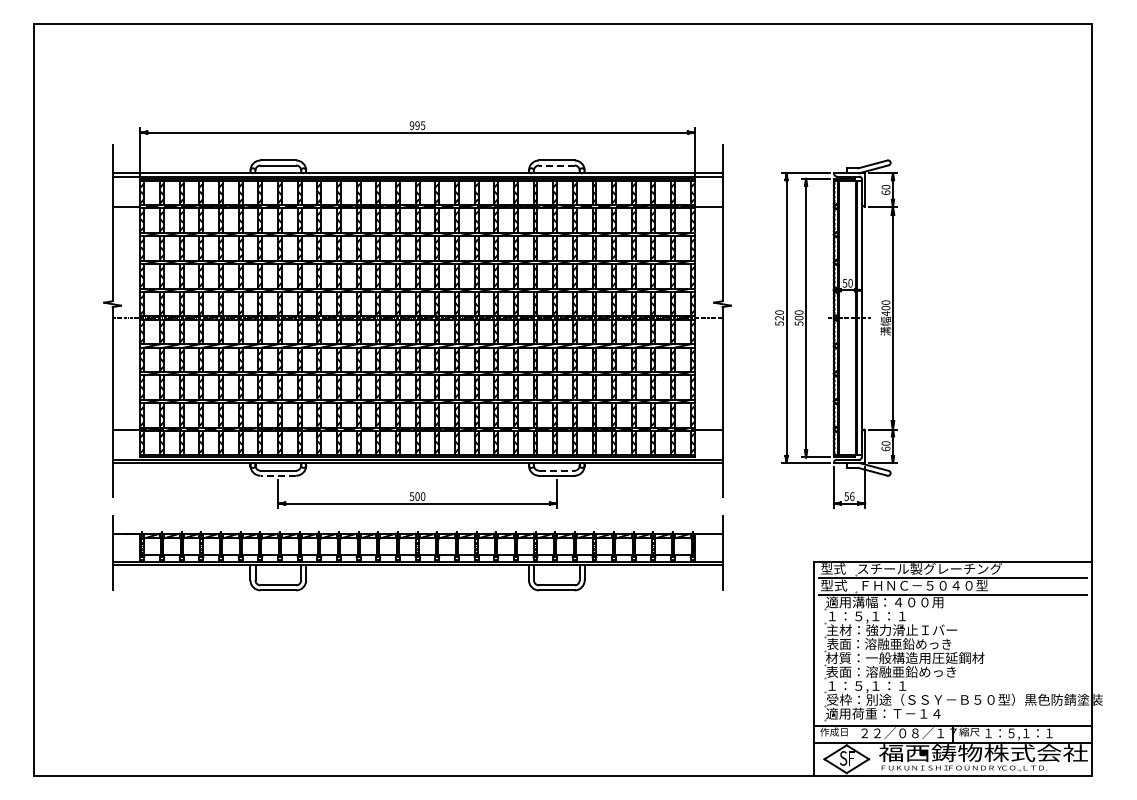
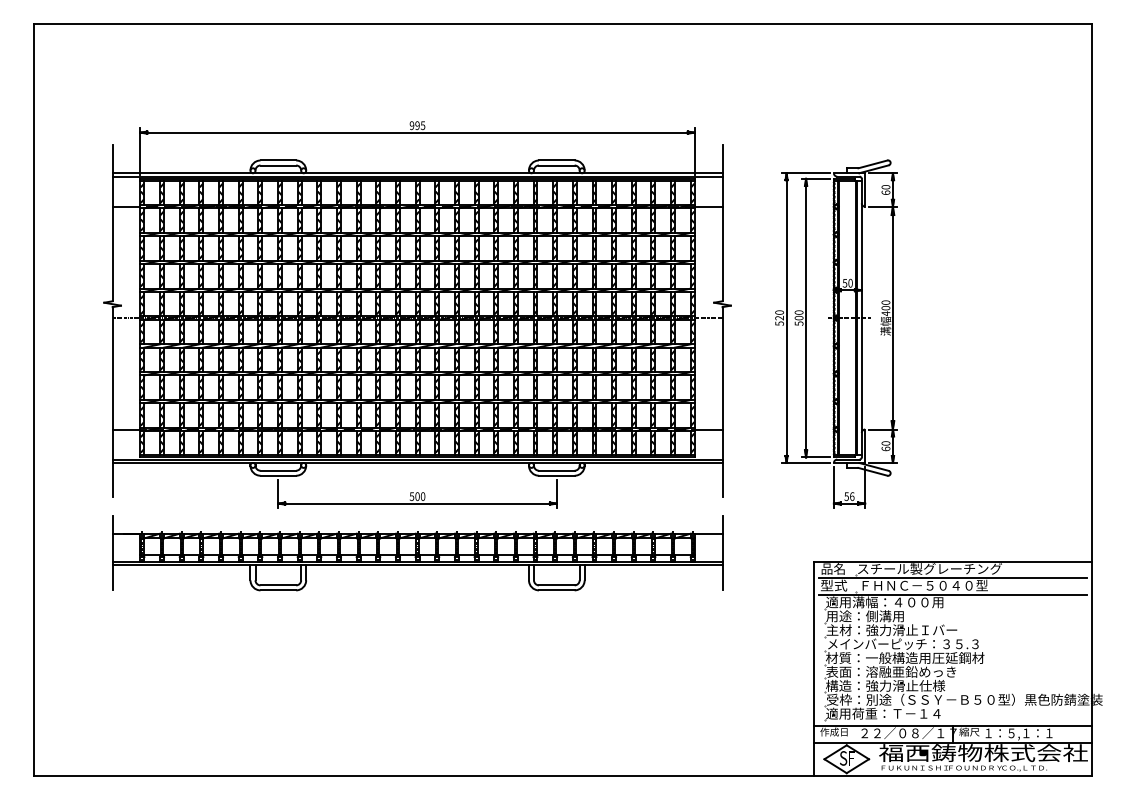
line: dashed -> solid (556, 165)
line: dashed -> solid (556, 470)
line: dashed -> solid (278, 475)
text: 型式 -> 品名 (833, 568)
text: １：５,１：１ -> 用途：側溝用 (865, 616)
text: 表面：溶融亜鉛めっき -> メインバーピッチ：３５.３ (902, 643)
text: １：５,１：１ -> 構造：強力滑止仕様 (885, 686)
